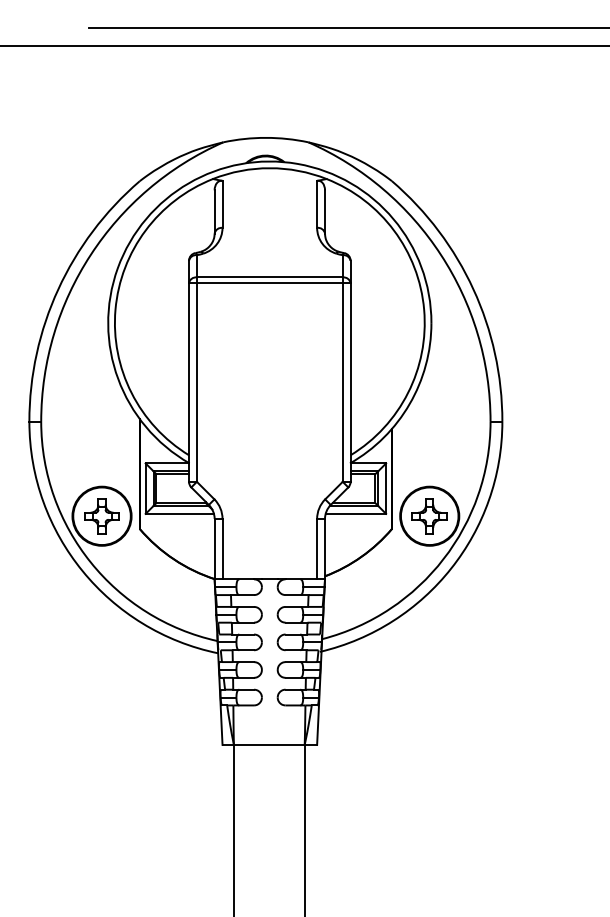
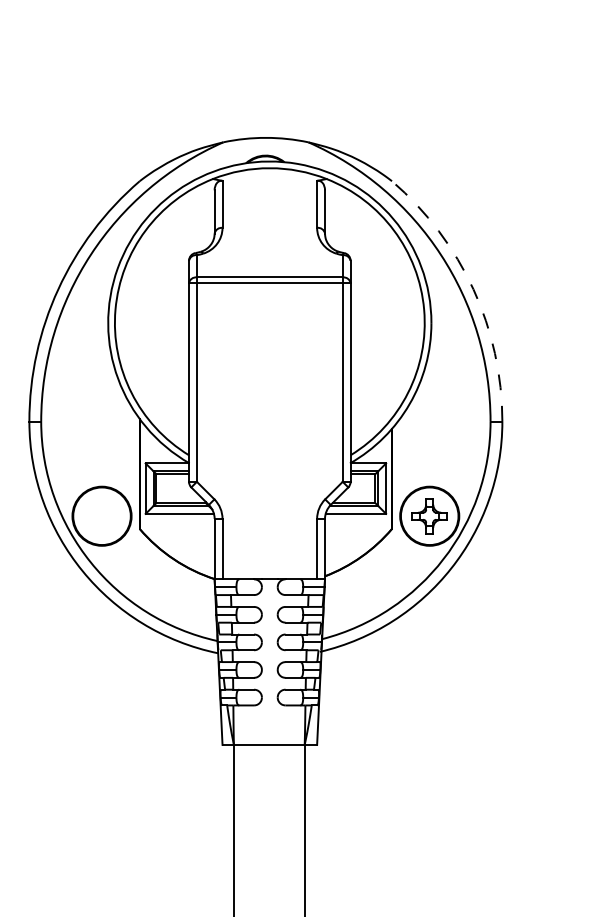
line: present -> none (347, 27)
line: present -> none (304, 46)
arc: solid -> dashed (473, 289)
part: present -> none (101, 516)
